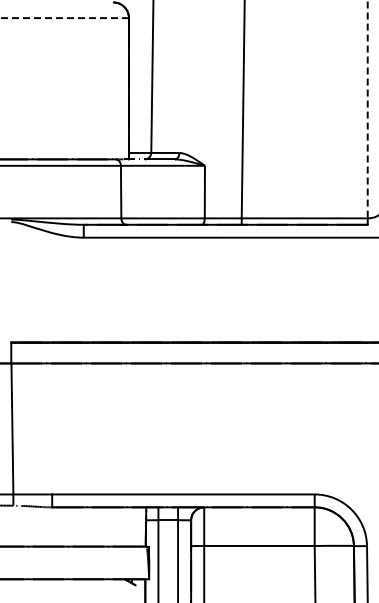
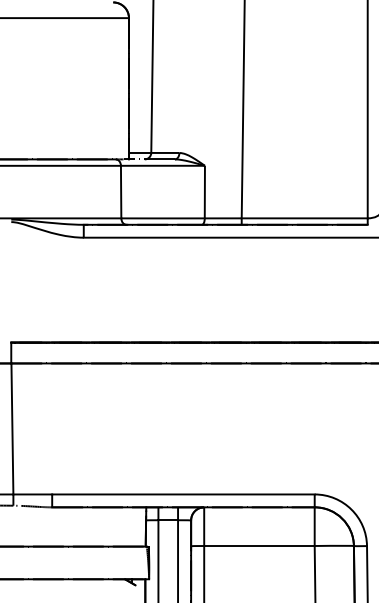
line: dashed -> solid (64, 18)
line: dashed -> solid (367, 109)
